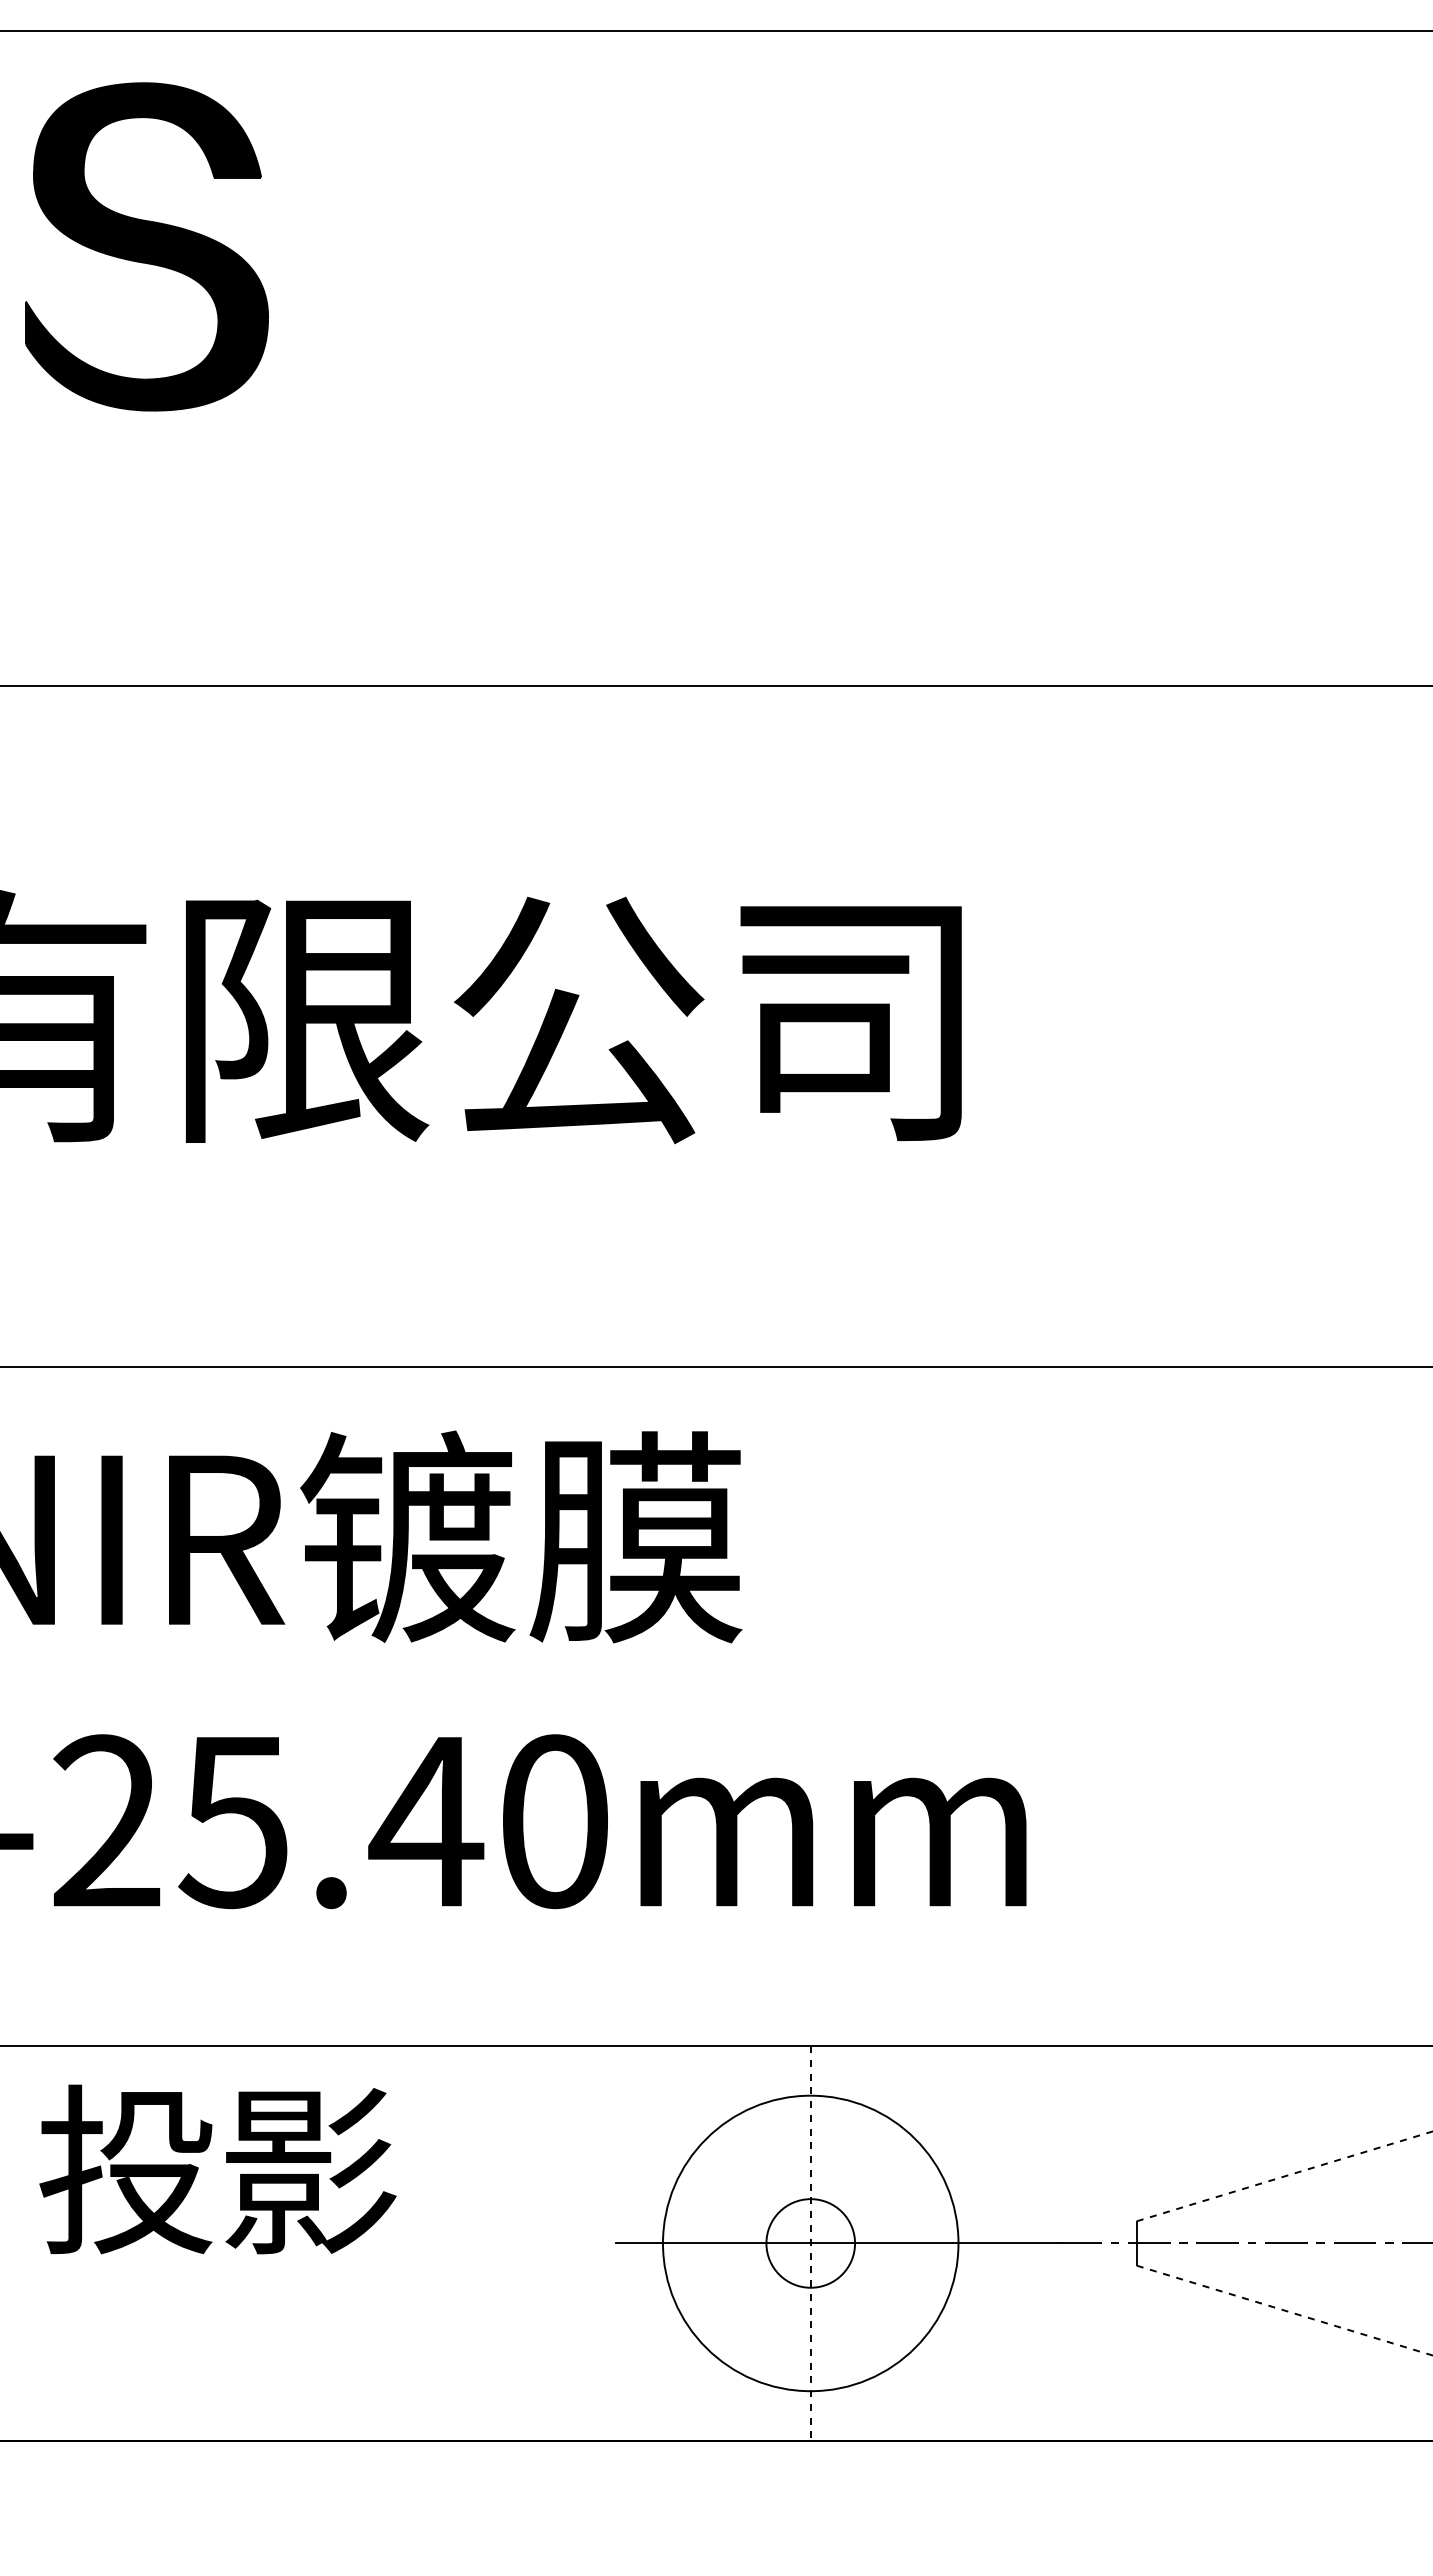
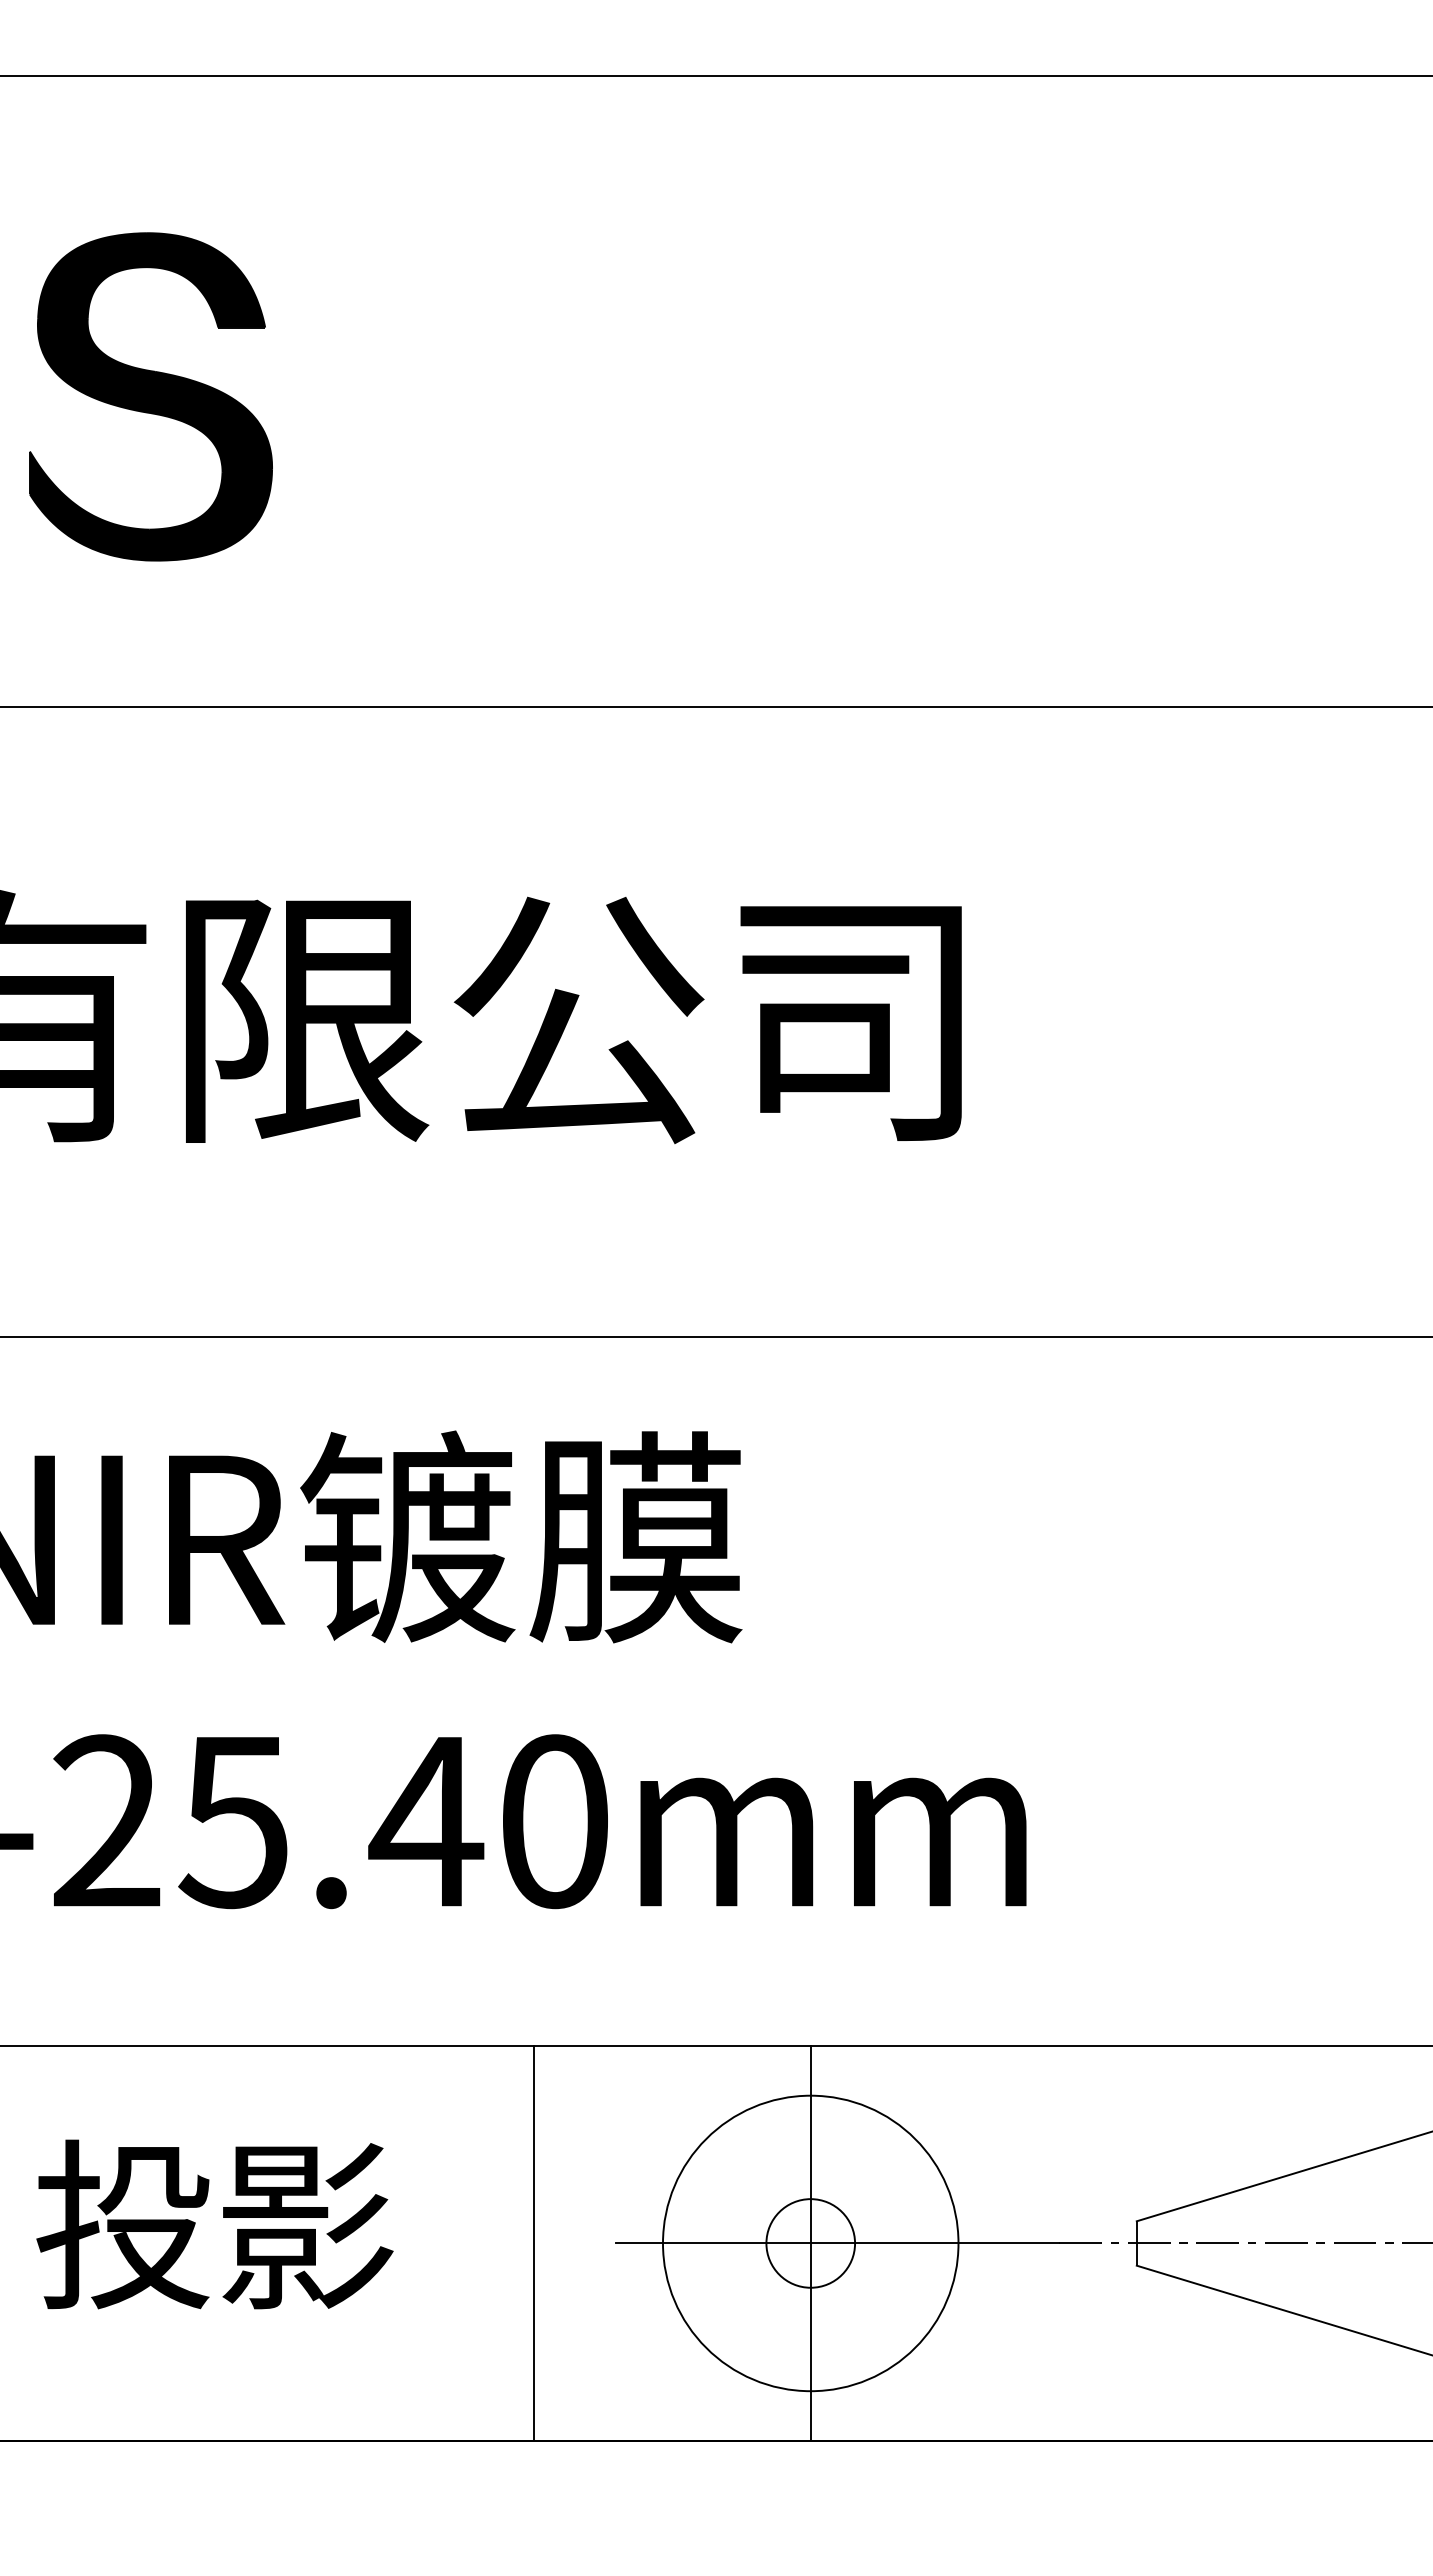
line position: (715, 31) -> (715, 76) (715, 76)
part position: (146, 246) -> (150, 396) (150, 396)
line position: (715, 685) -> (715, 706) (715, 706)
line position: (715, 1367) -> (715, 1337) (715, 1337)
text position: (217, 2169) -> (214, 2224) (214, 2224)
line: dashed -> solid (1284, 2176)
line: none -> present (534, 2243)
line: dashed -> solid (810, 2243)
line: dashed -> solid (1284, 2310)
